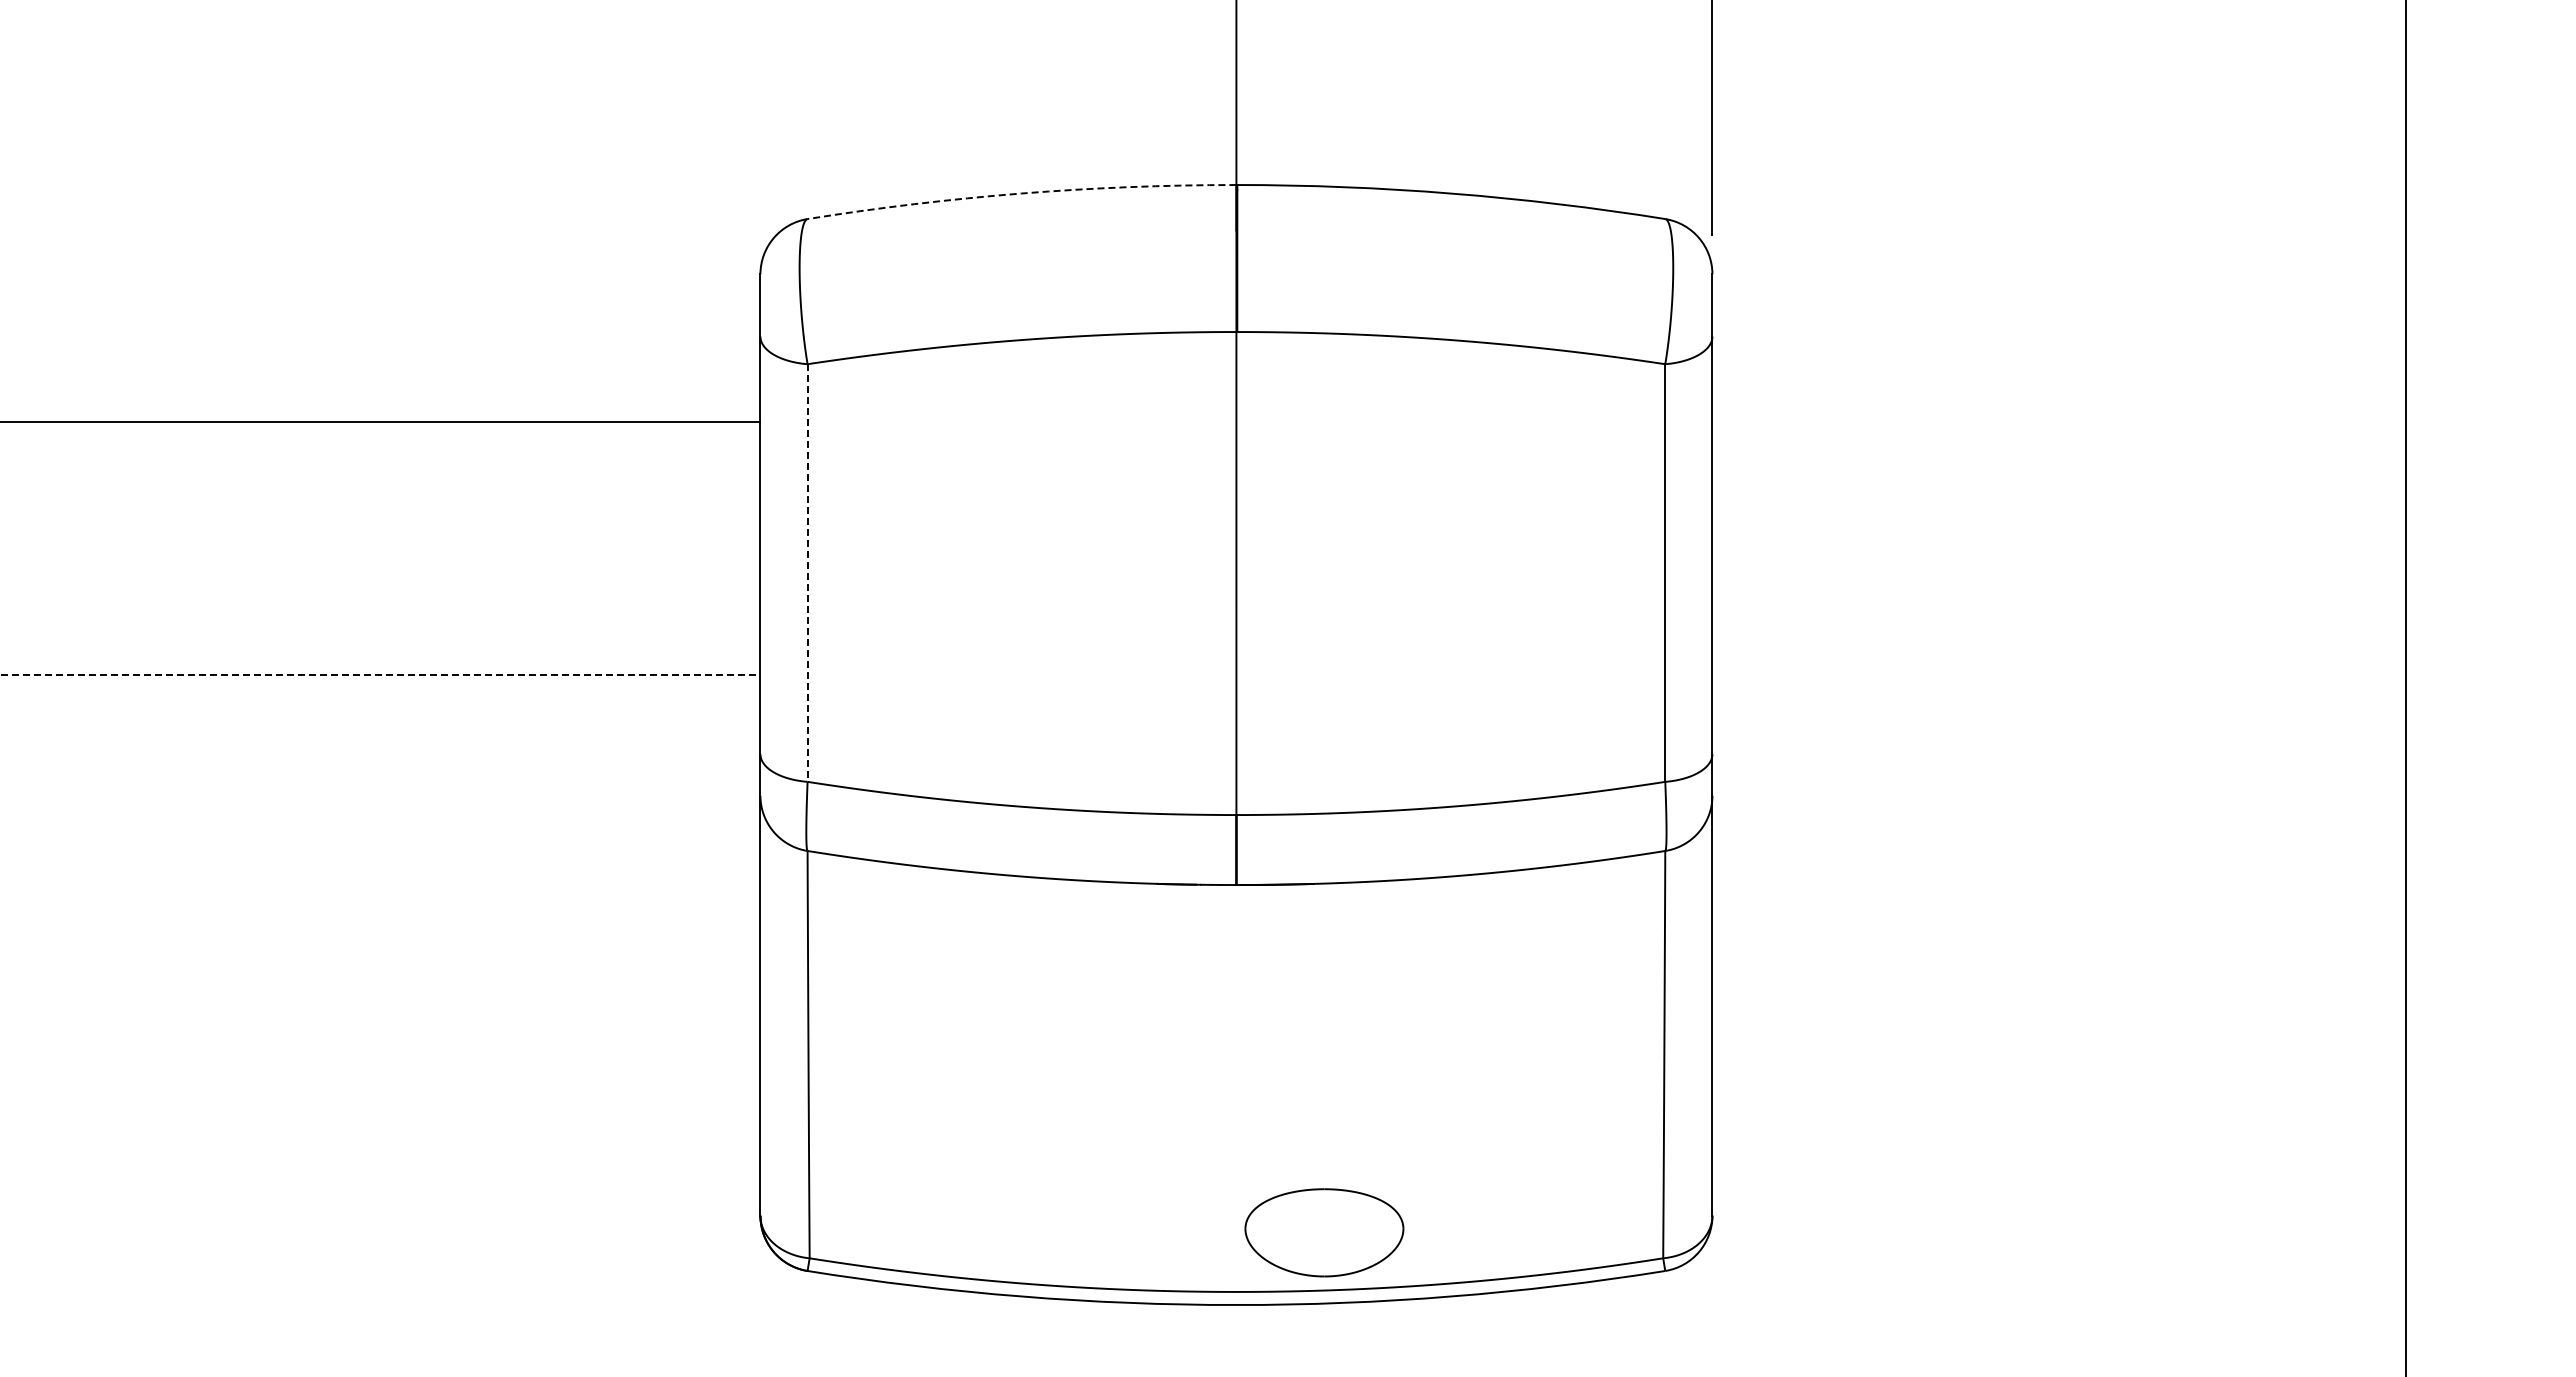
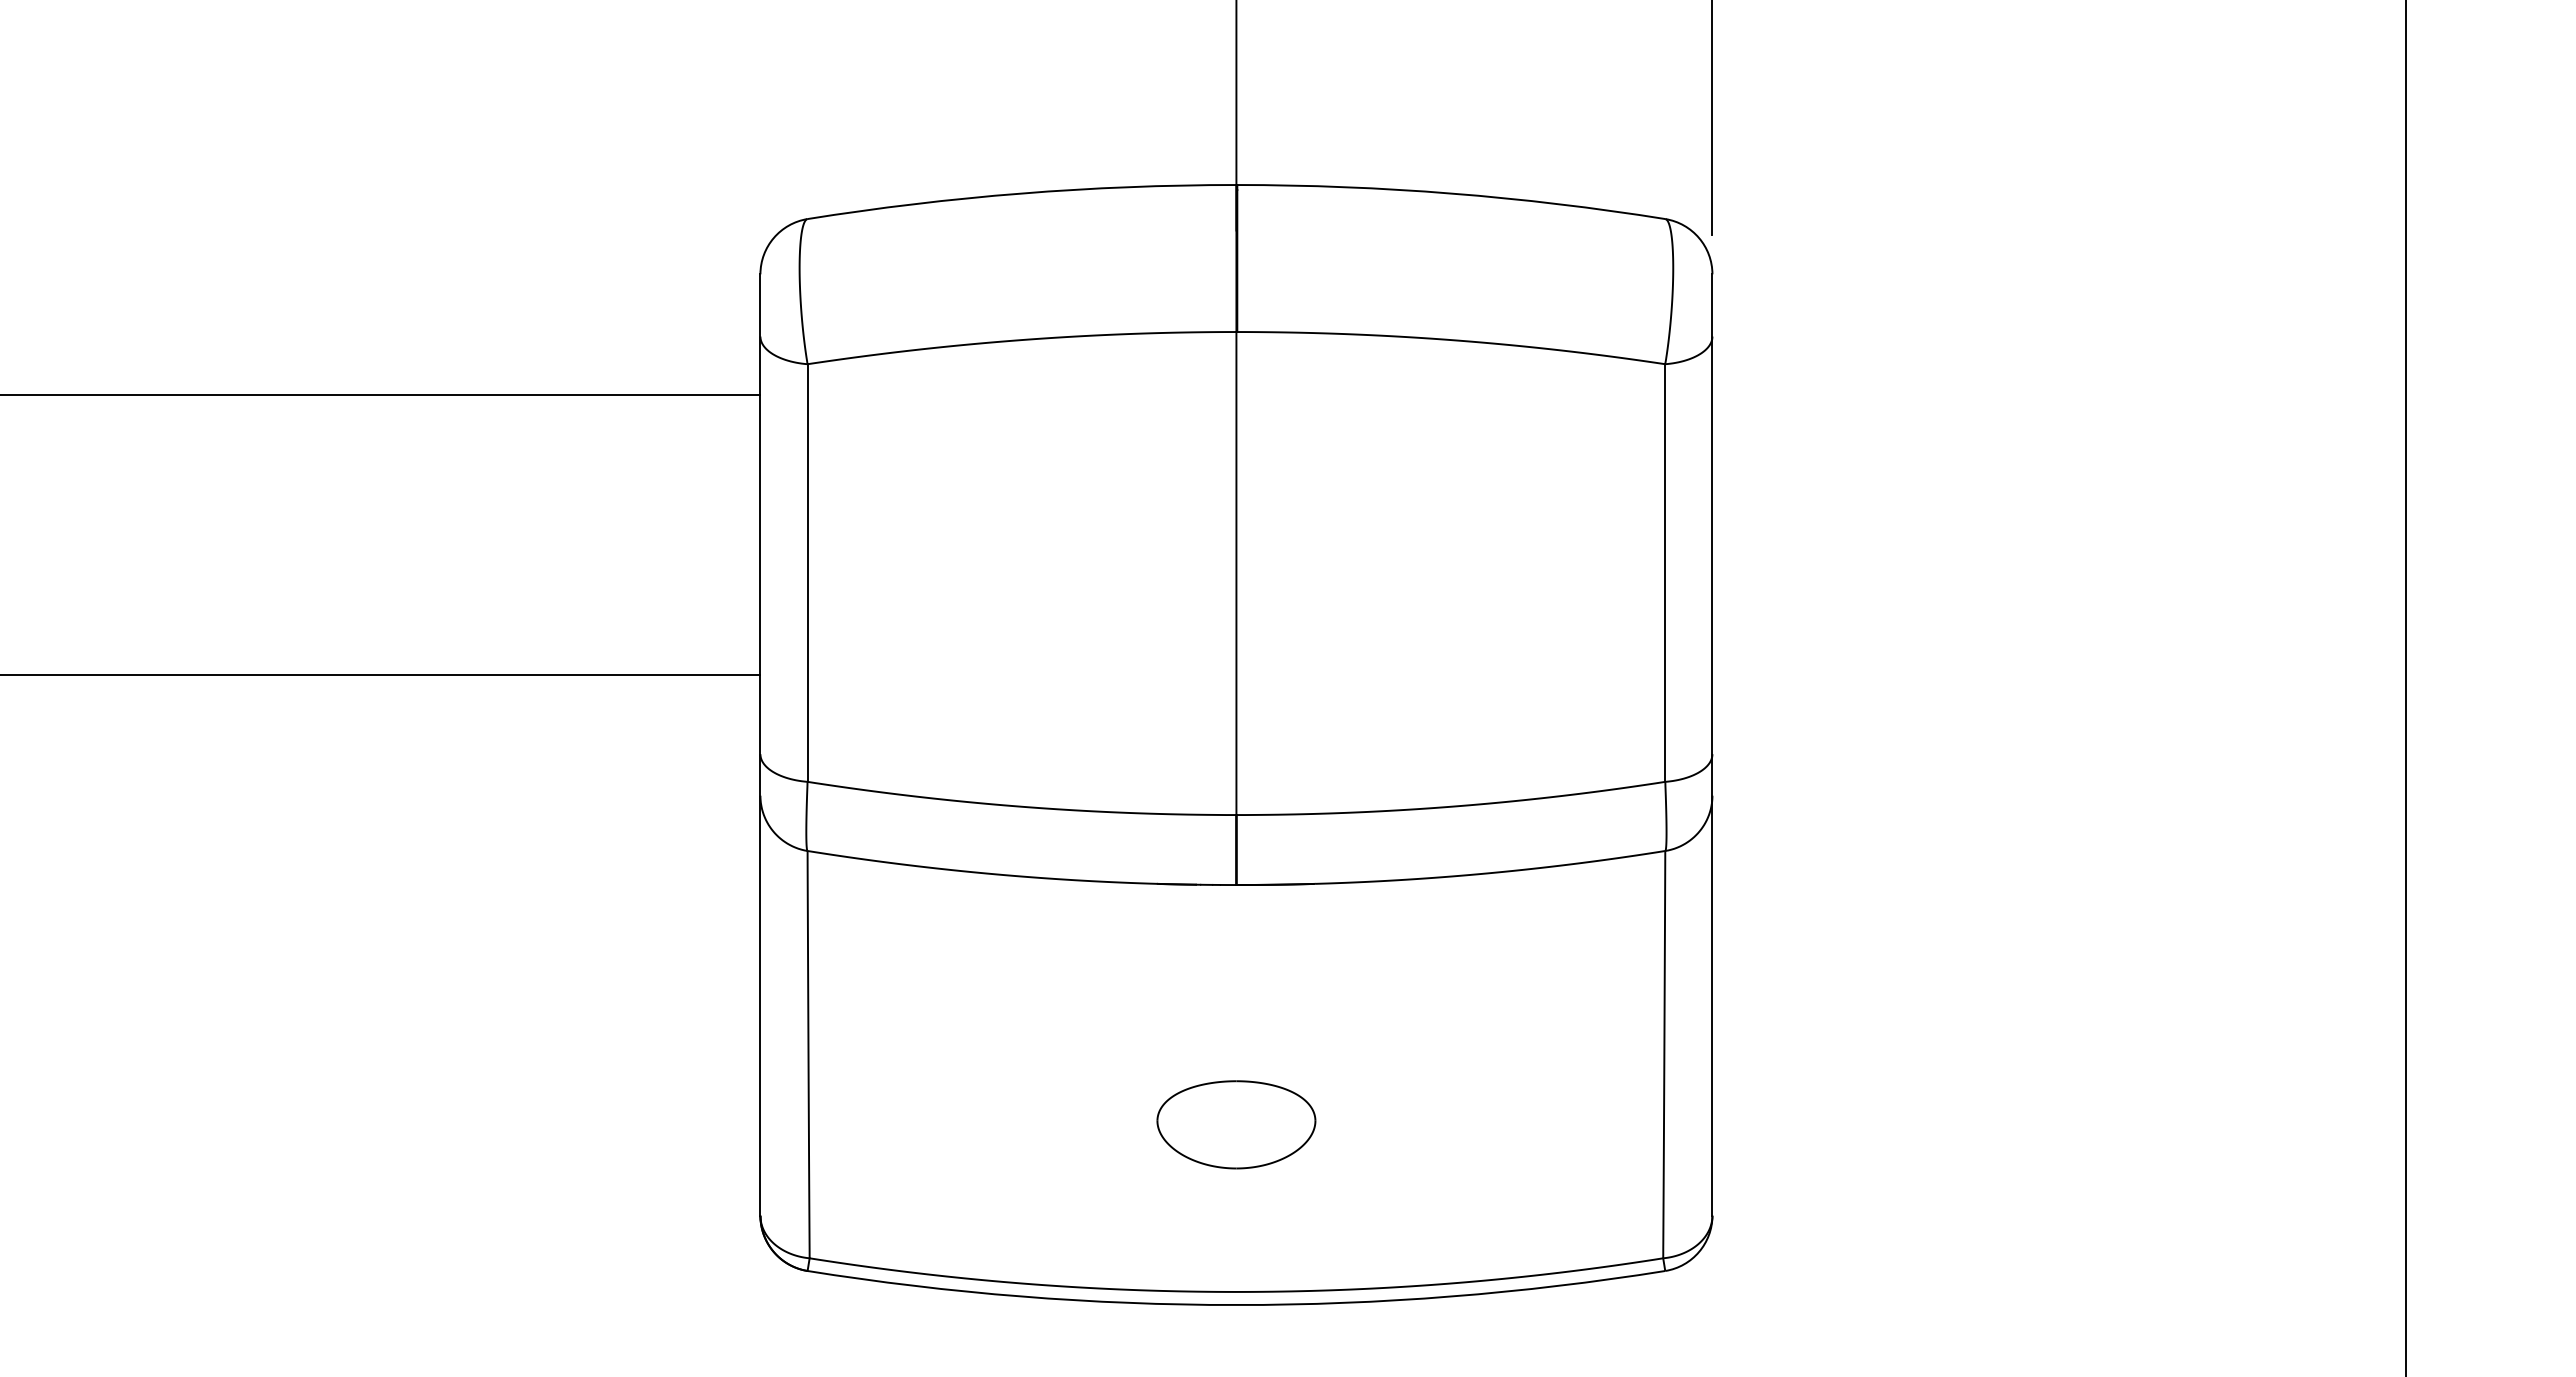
arc: dashed -> solid (1021, 193)
line position: (381, 422) -> (381, 395) (381, 395)
line: dashed -> solid (807, 573)
line: dashed -> solid (380, 675)
part position: (1324, 1232) -> (1236, 1124) (1236, 1124)
